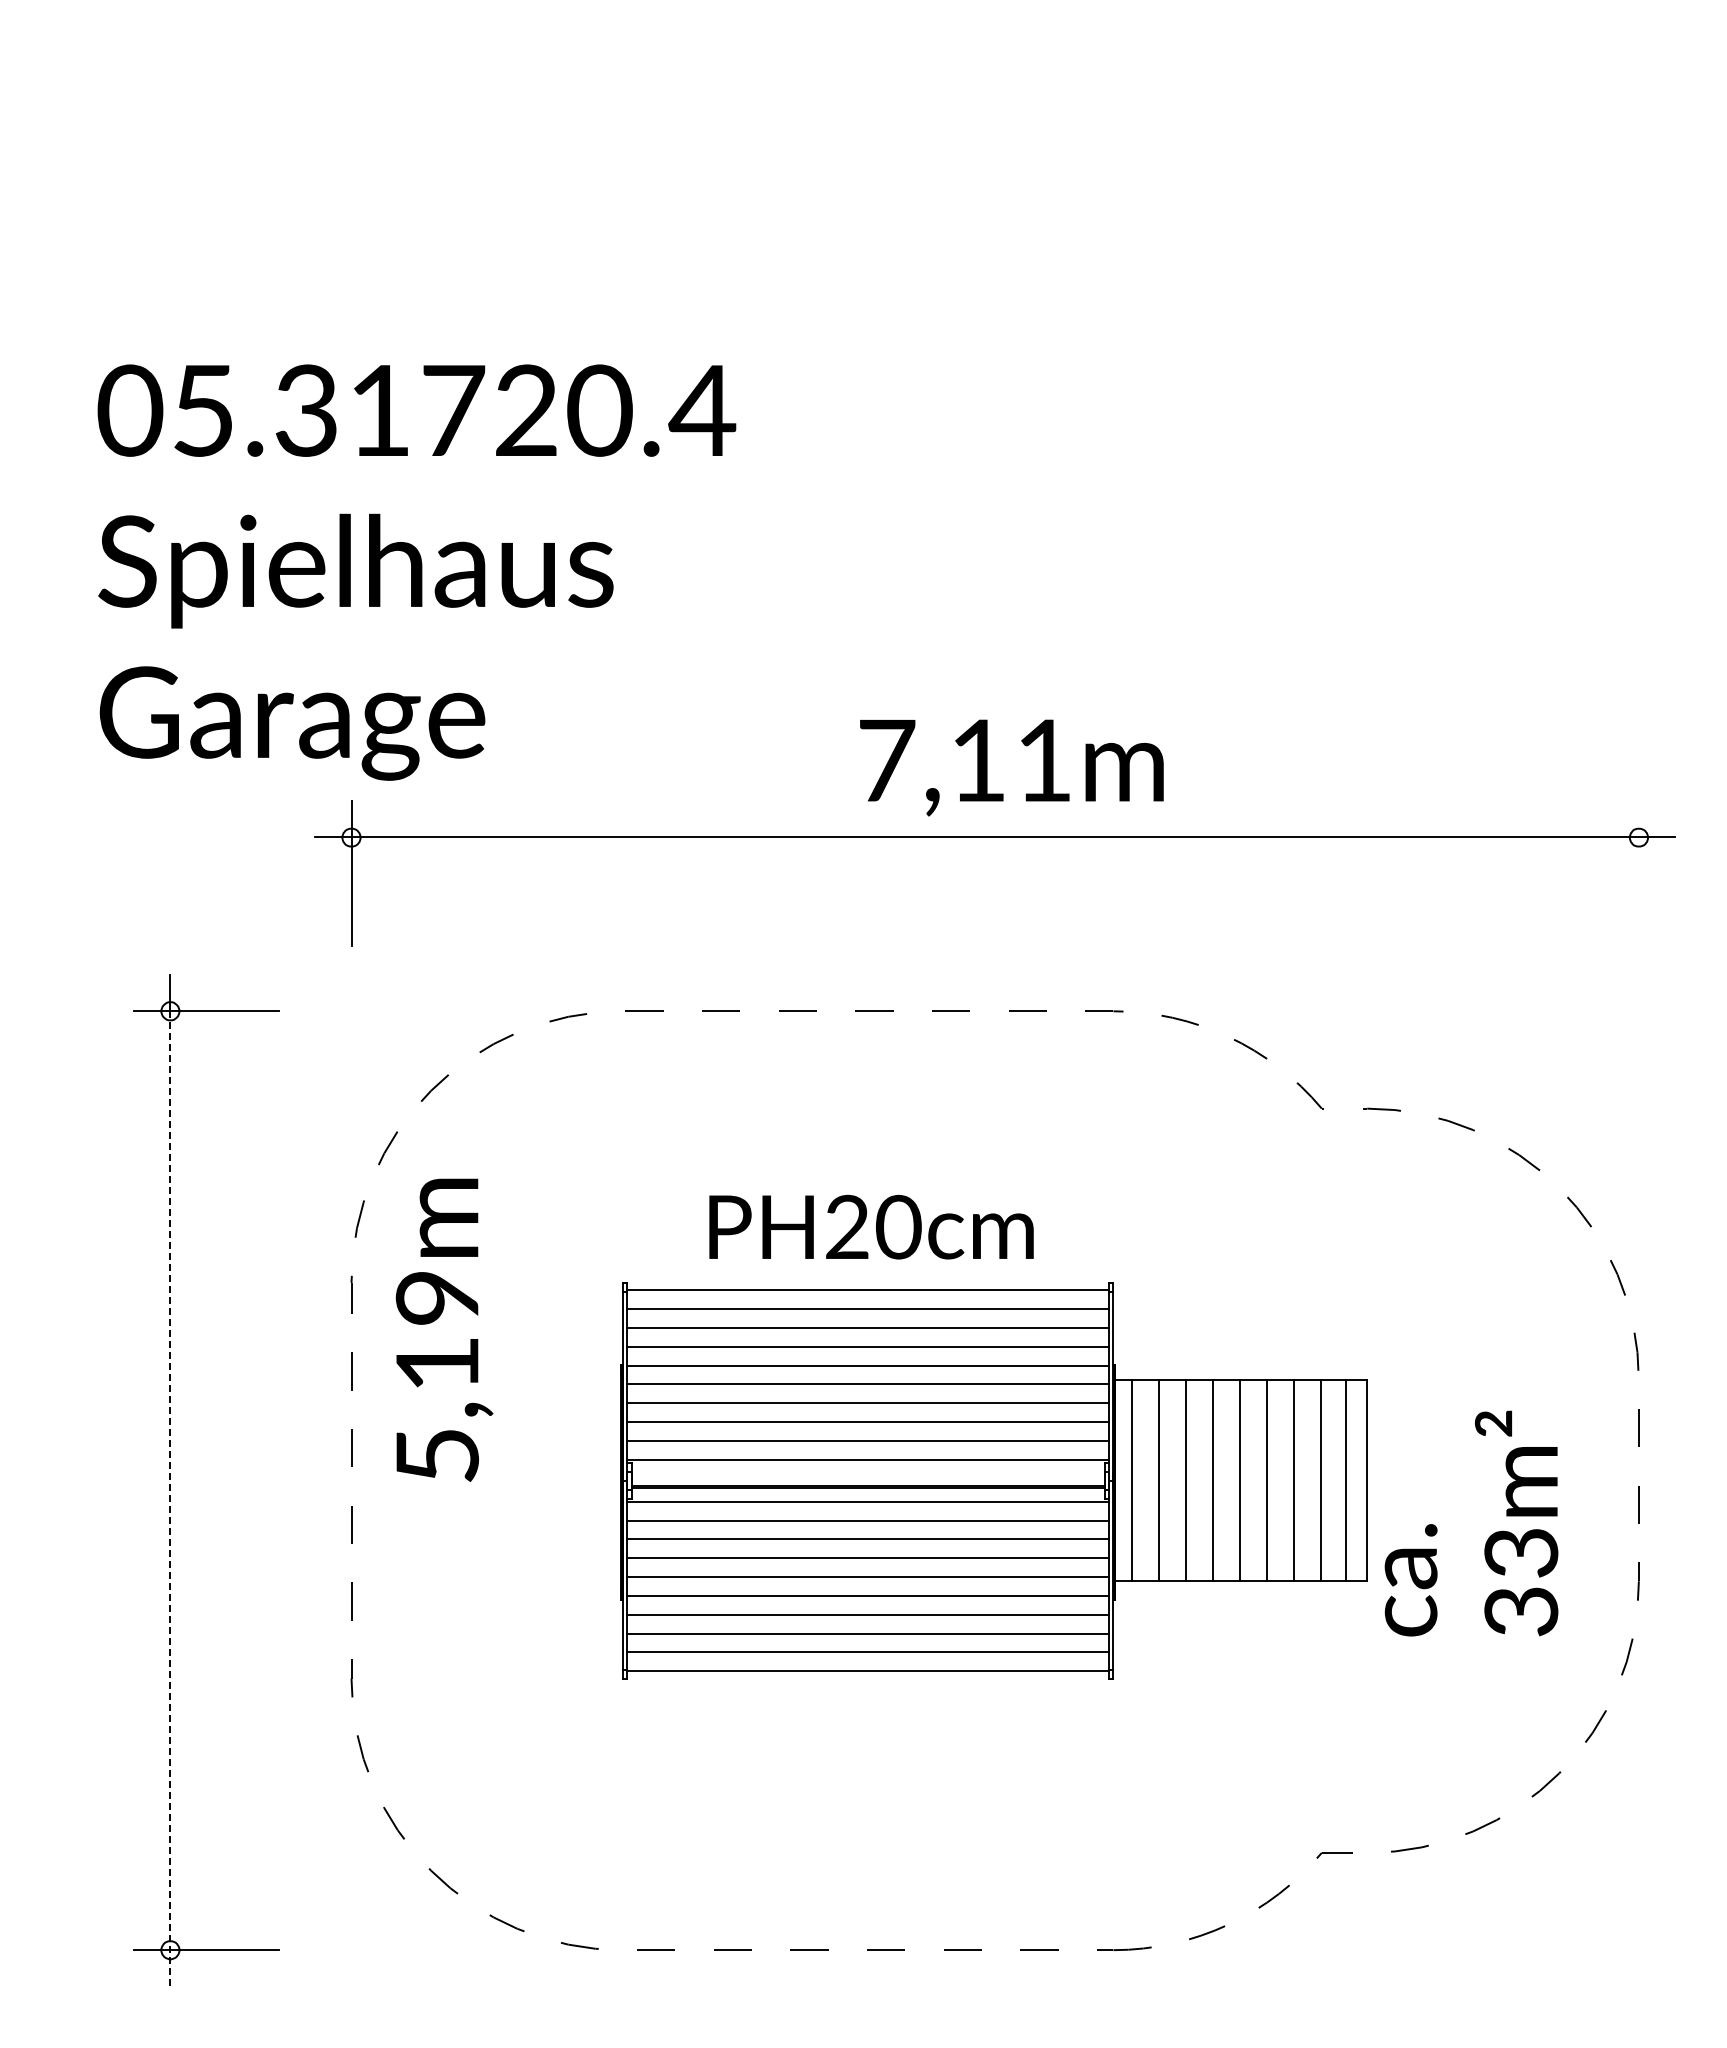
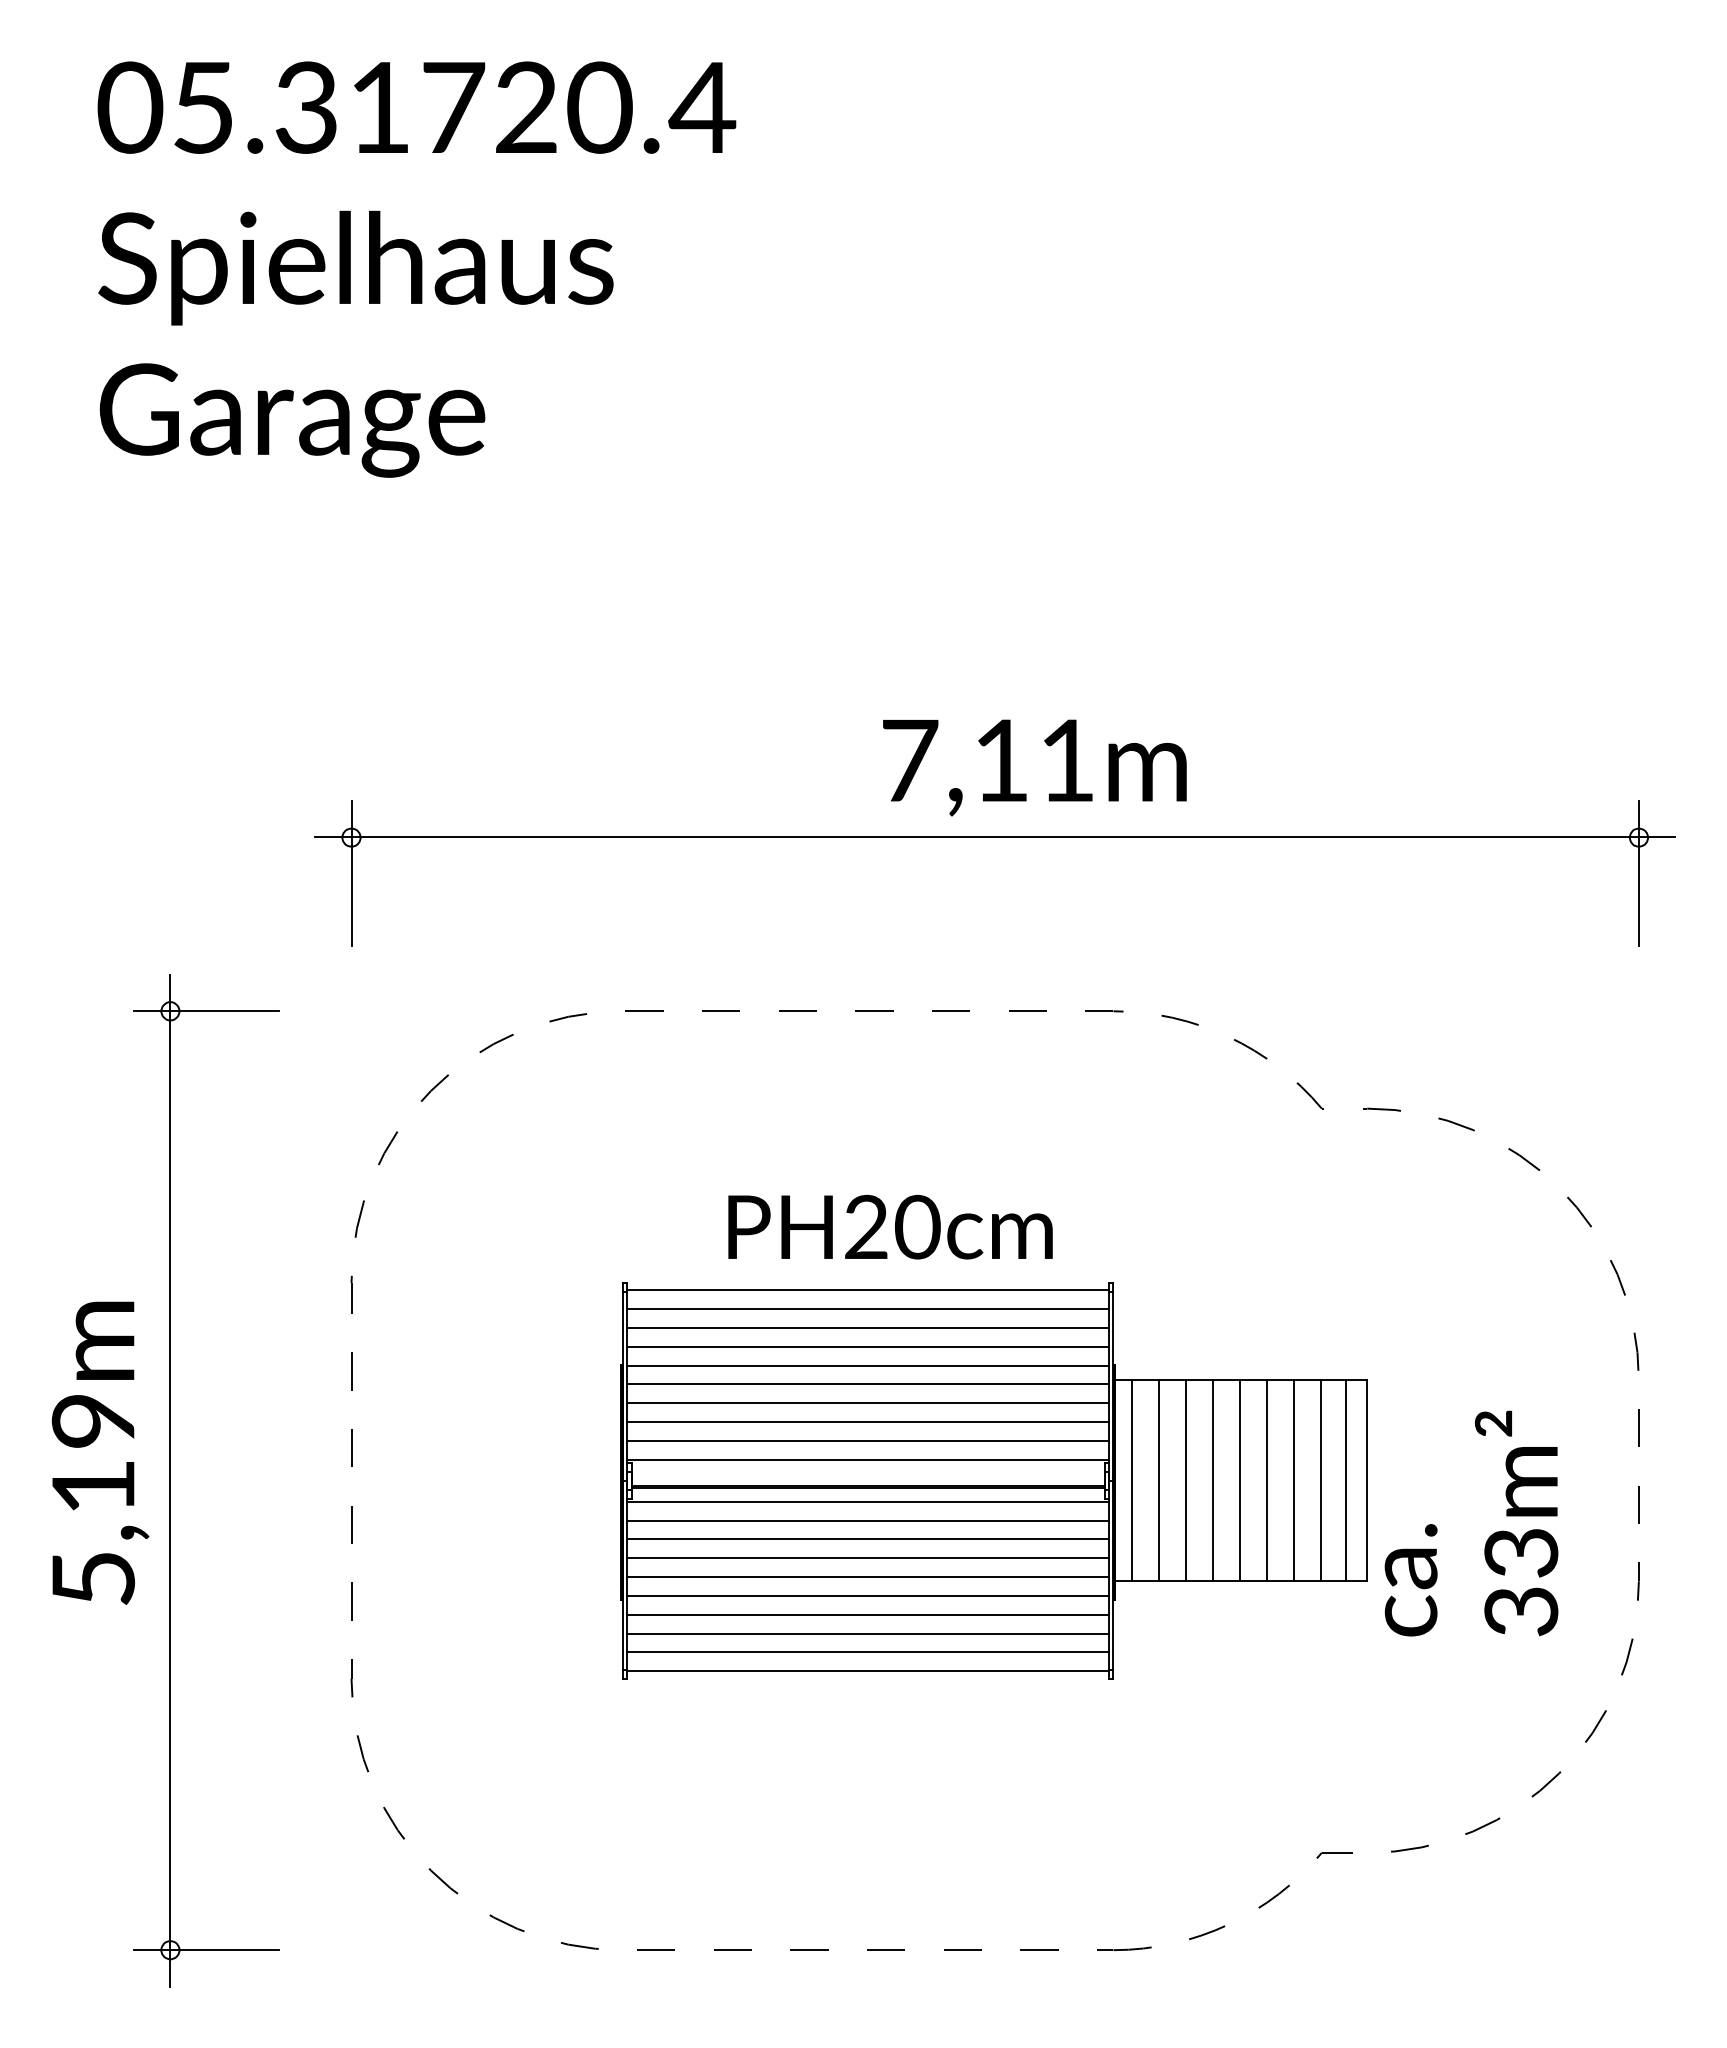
text position: (416, 572) -> (416, 269) (416, 269)
text position: (1011, 767) -> (1034, 767) (1034, 767)
line: none -> present (1638, 873)
text position: (871, 1226) -> (890, 1226) (890, 1226)
text position: (444, 1329) -> (100, 1452) (100, 1452)
line: dashed -> solid (170, 1498)
